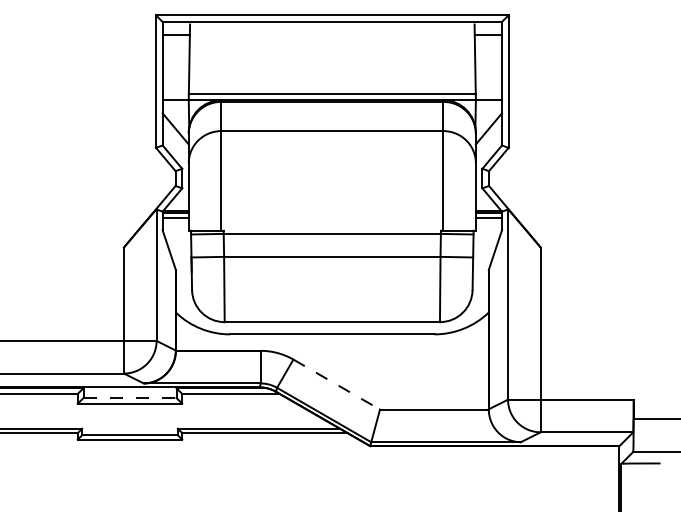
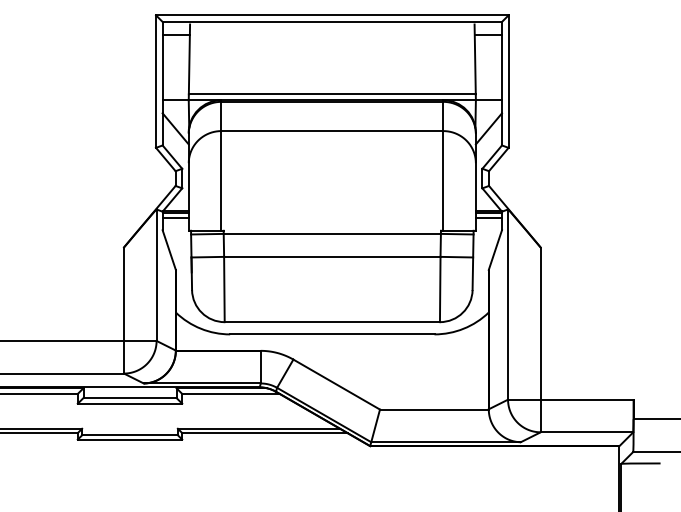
line: dashed -> solid (336, 384)
line: dashed -> solid (130, 398)
